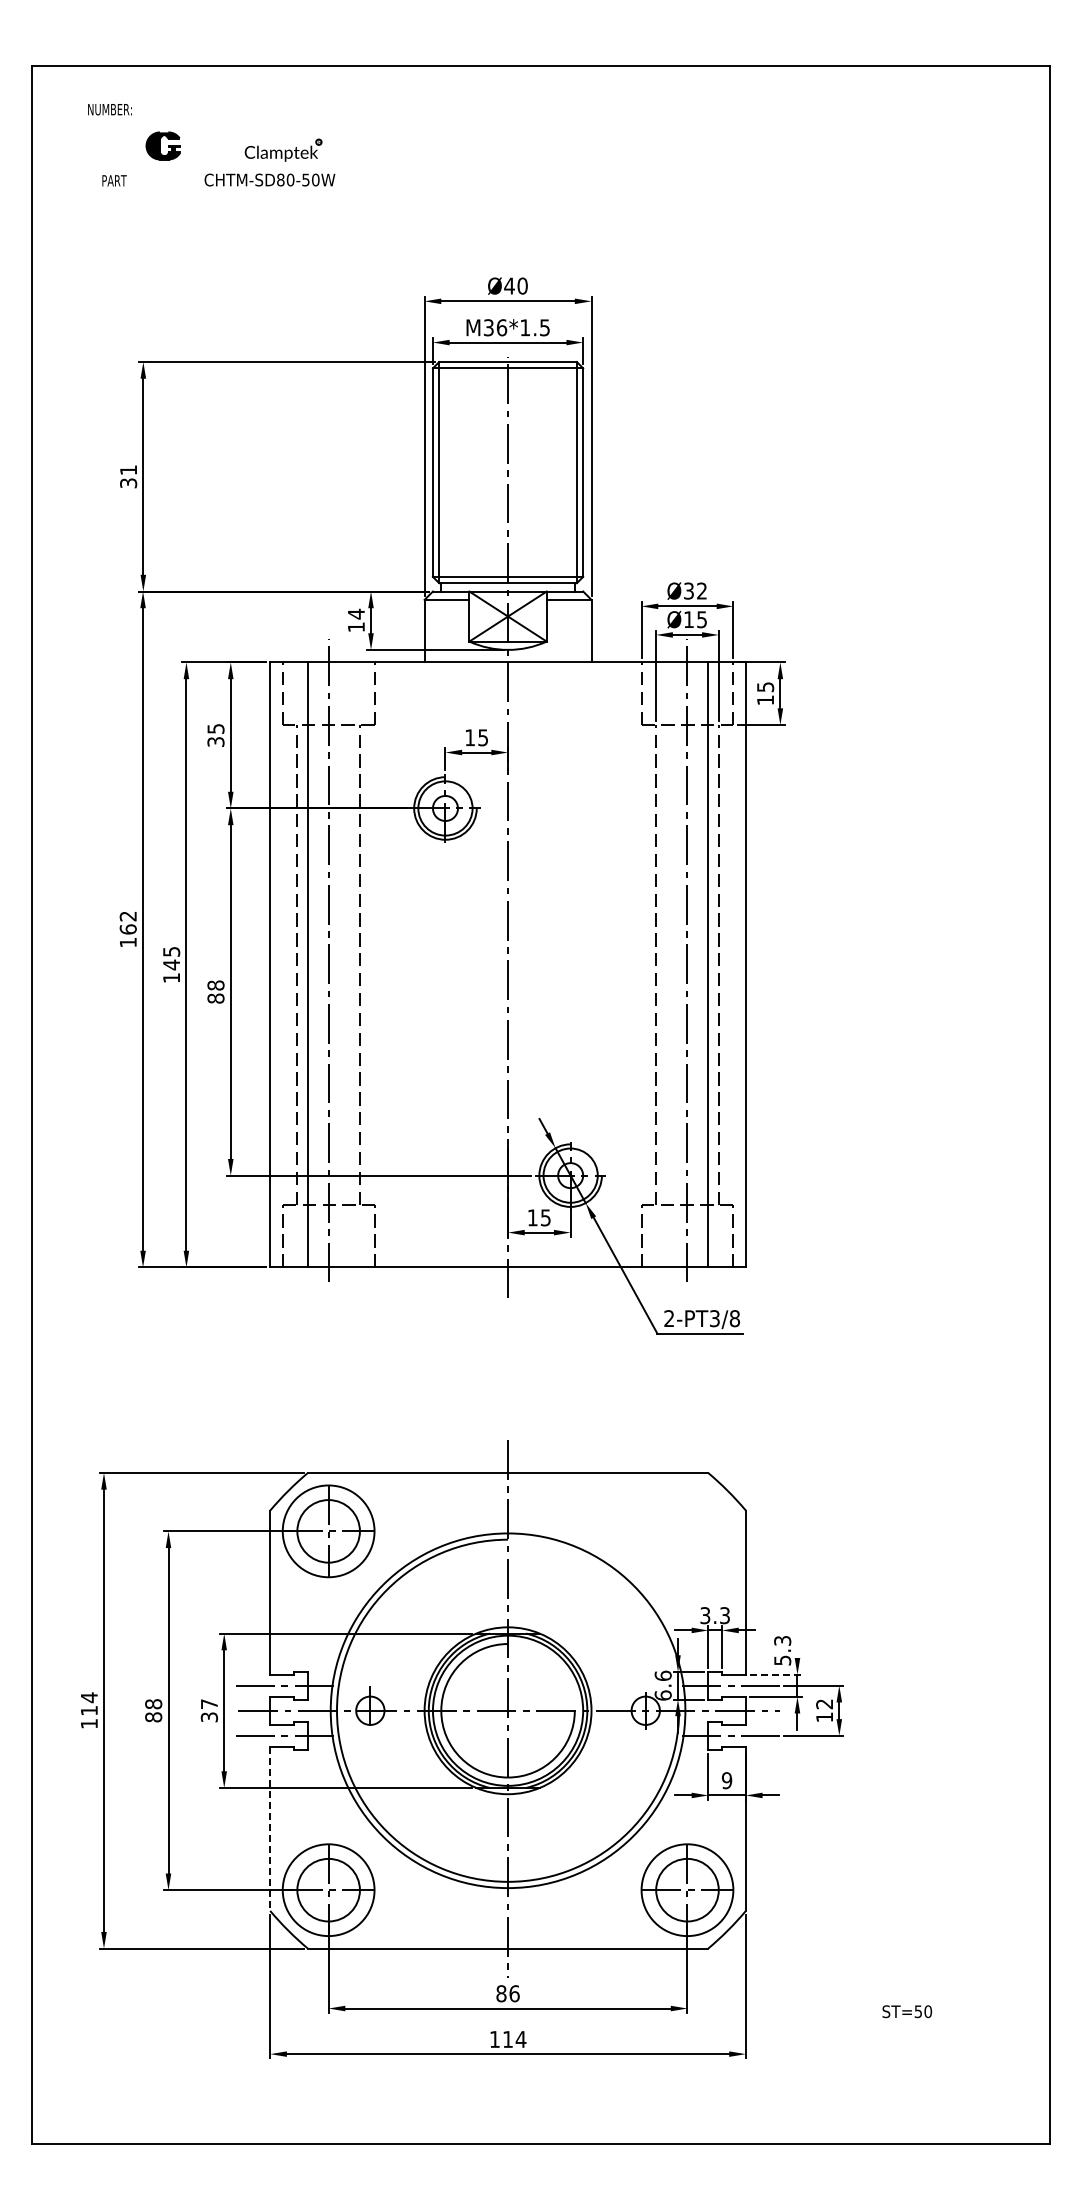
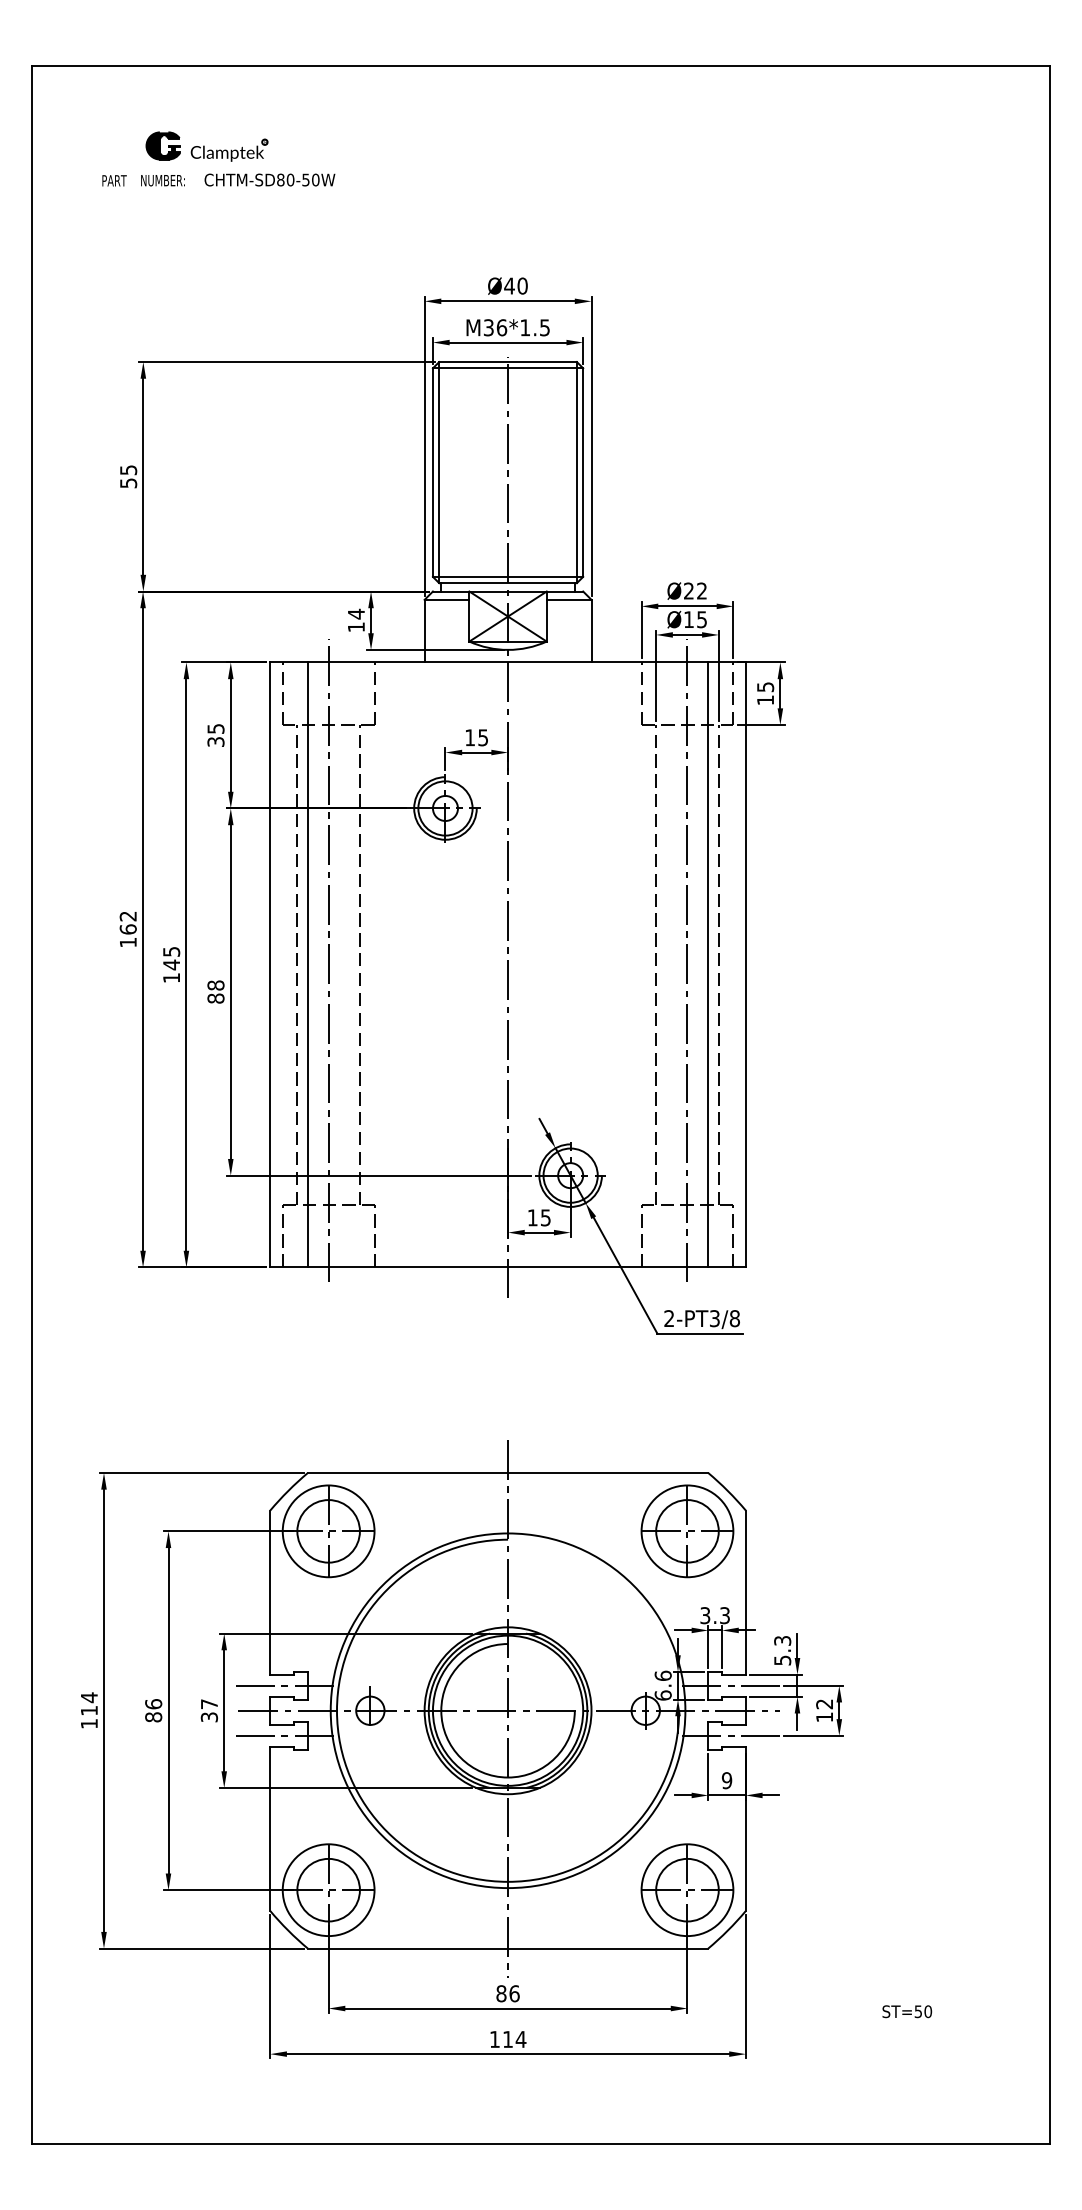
text position: (109, 109) -> (162, 180) (162, 180)
part position: (283, 149) -> (229, 149) (229, 149)
text: 31 -> 55 (128, 476)
text: Ø32 -> Ø22 (688, 590)
part: none -> present (687, 1531)
line: none -> present (797, 1645)
line: dashed -> solid (775, 1674)
text: 88 -> 86 (153, 1704)
line: dashed -> solid (270, 1829)
